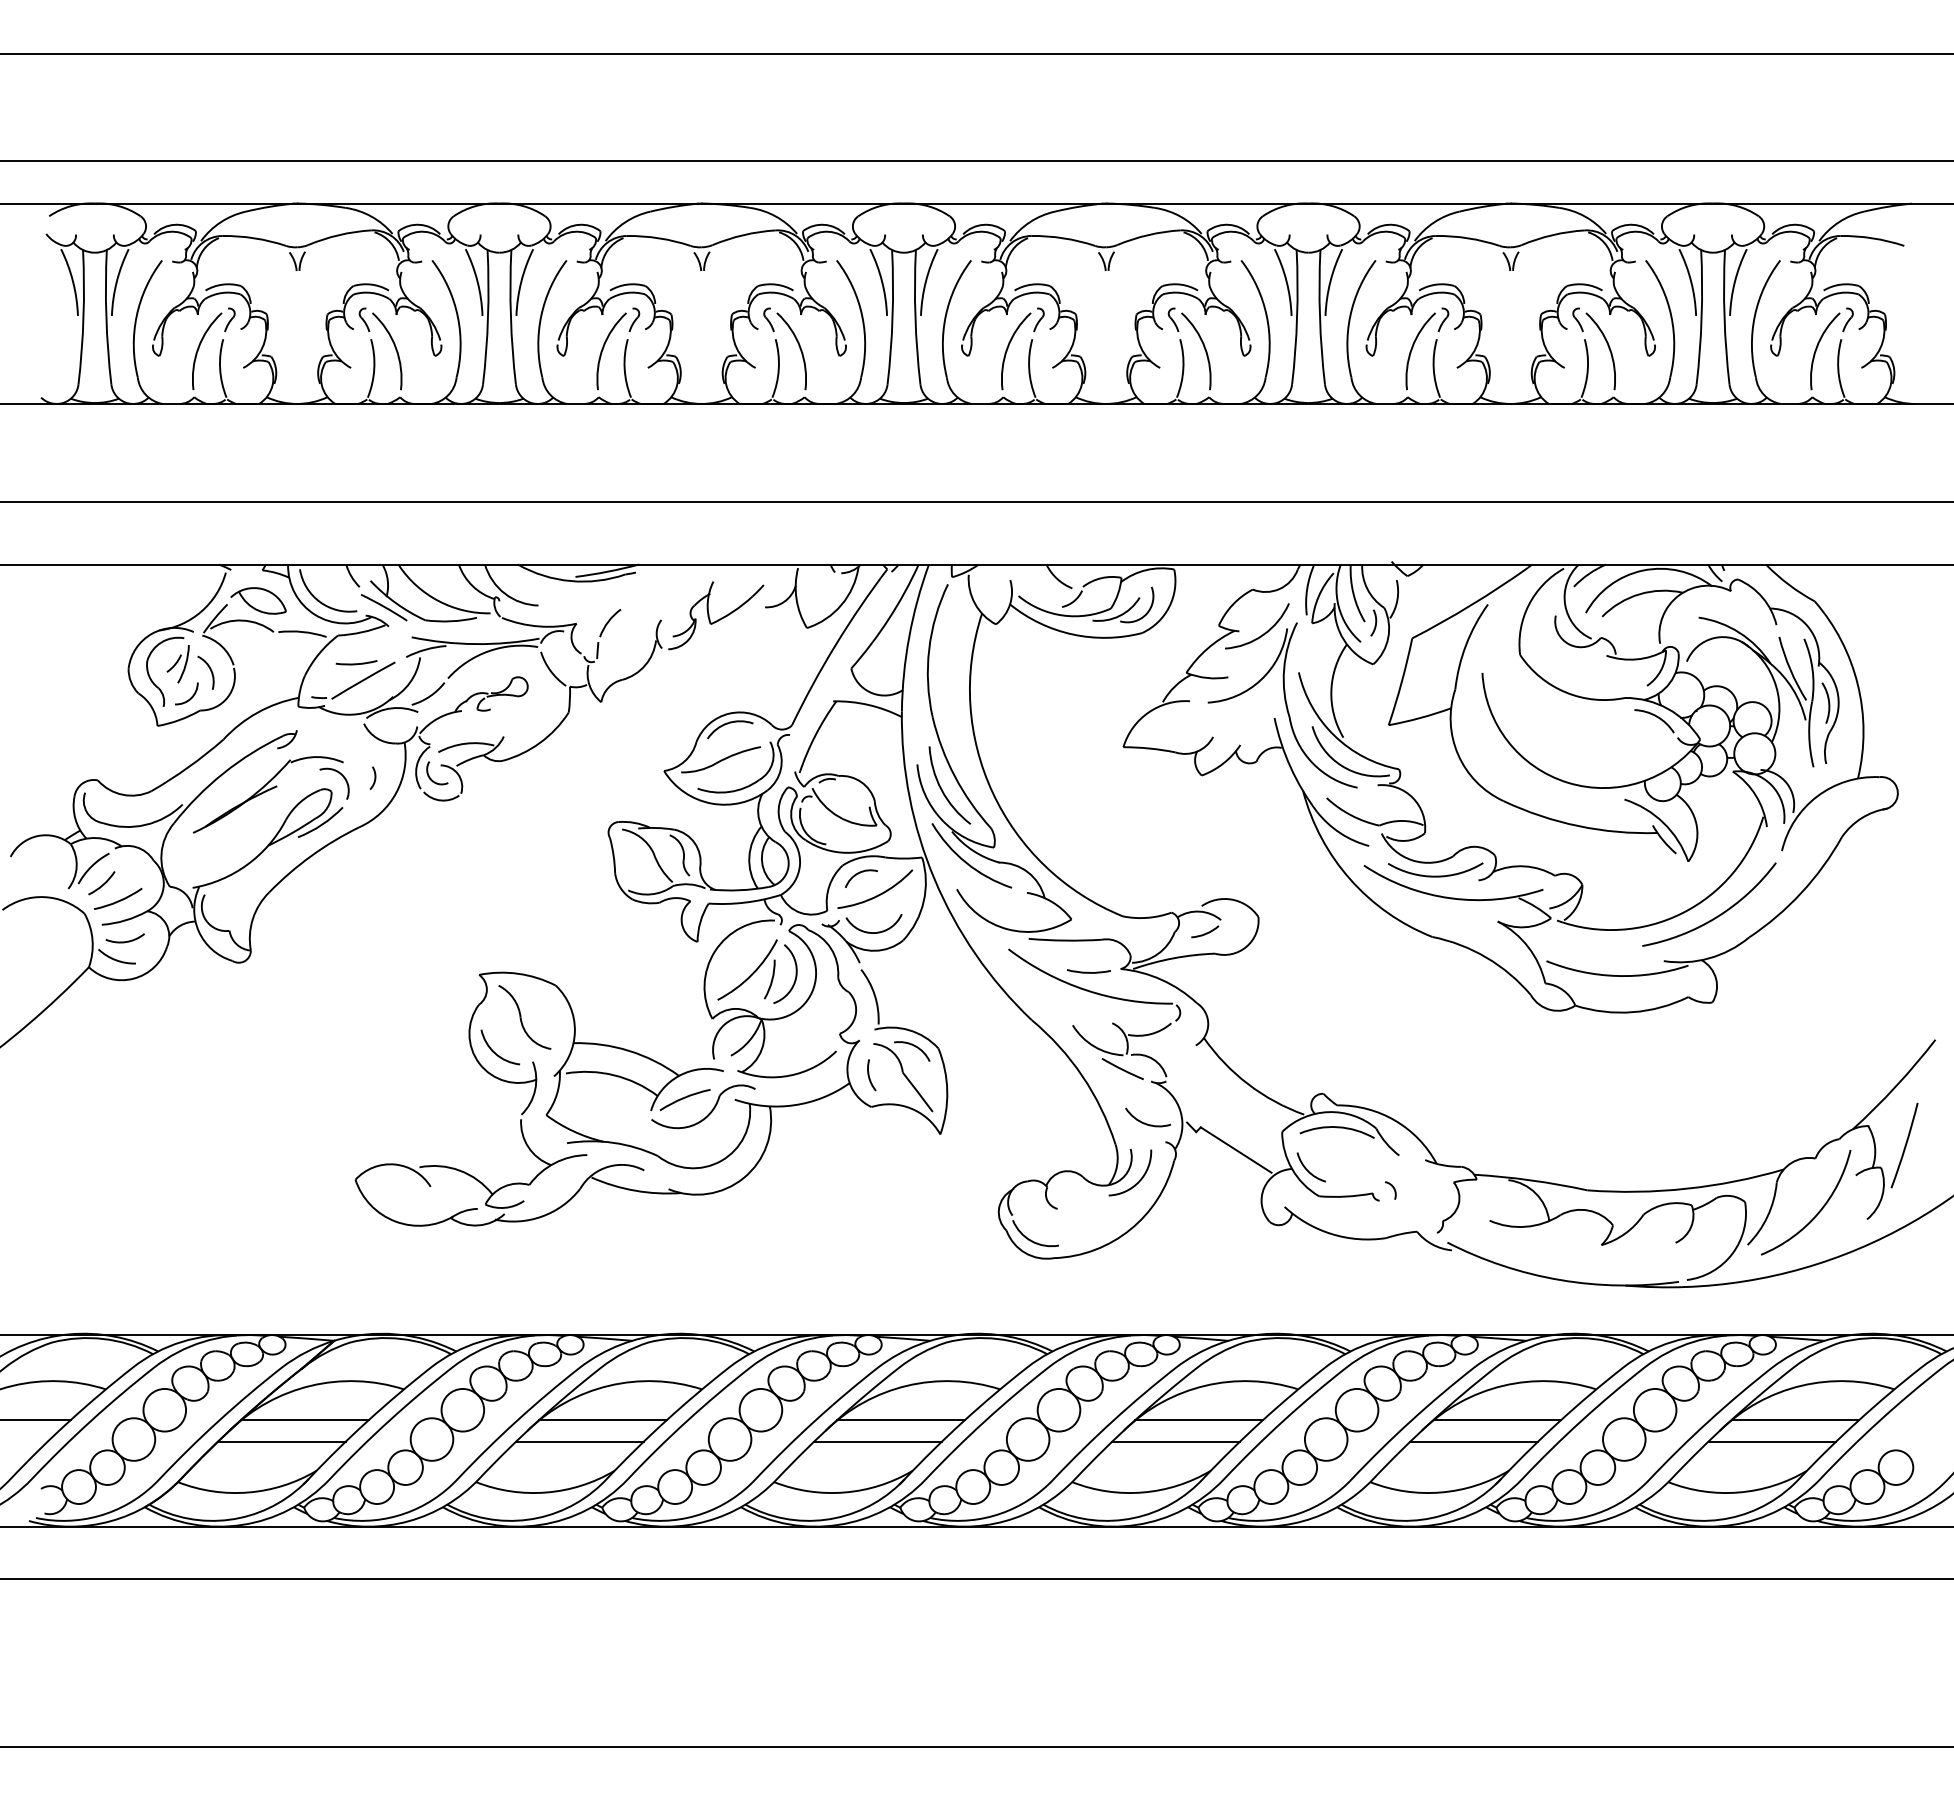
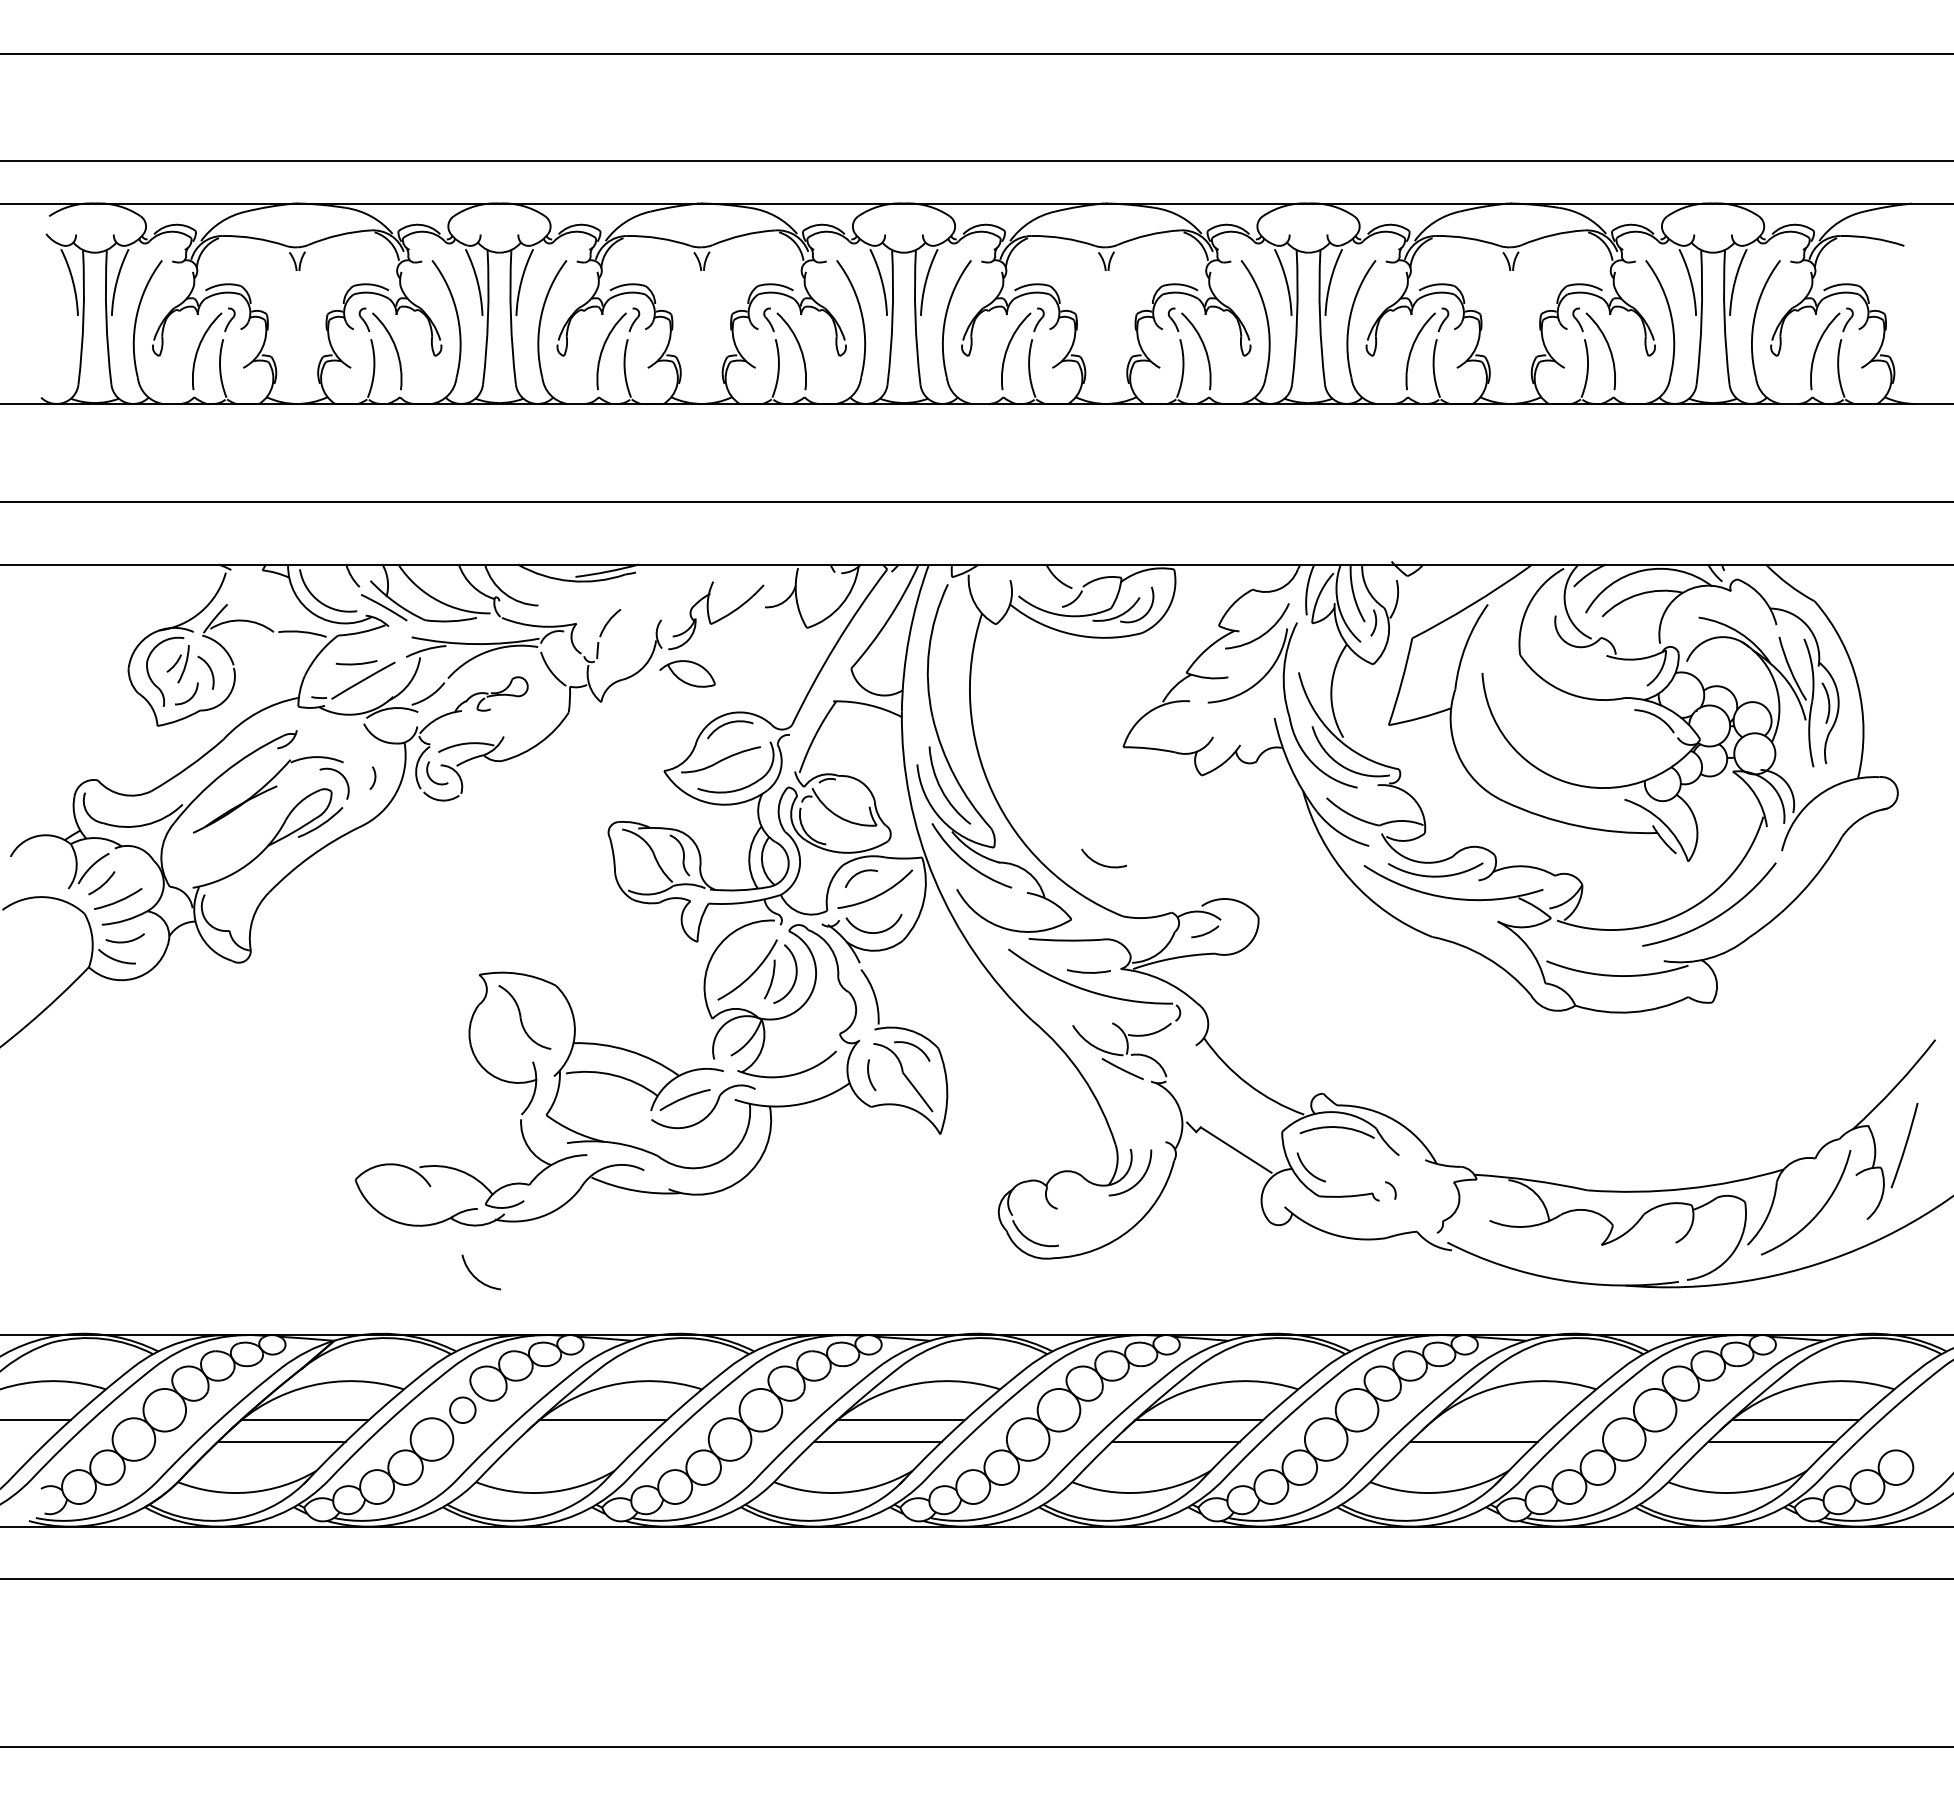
part position: (258, 600) -> (687, 673) (687, 673)
arc position: (495, 1052) -> (476, 1277) (476, 1277)
arc position: (1147, 1123) -> (1103, 864) (1103, 864)
circle diameter: 43 px -> 26 px (462, 1410)
line: present -> none (1496, 1420)
line: present -> none (579, 1441)
